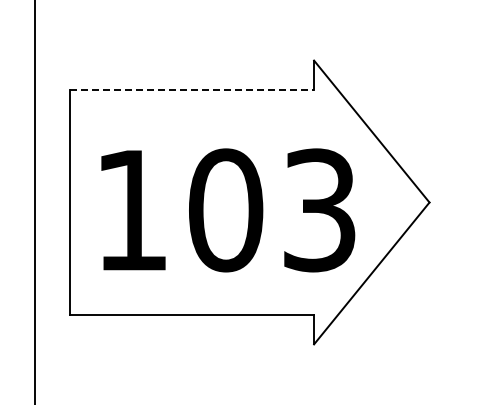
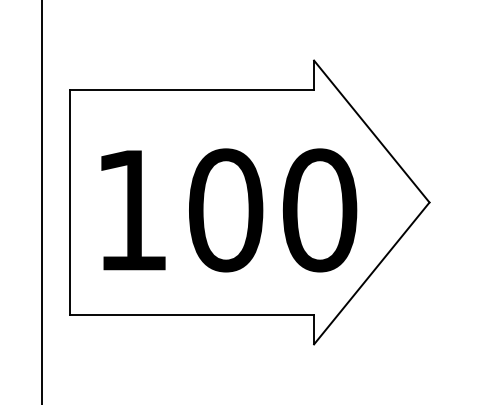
line: dashed -> solid (192, 90)
line position: (35, 201) -> (42, 201) (42, 201)
text: 103 -> 100 (319, 210)
